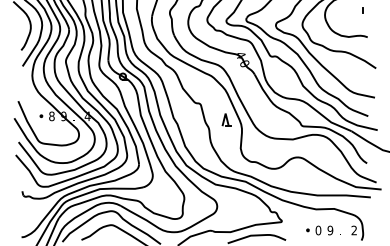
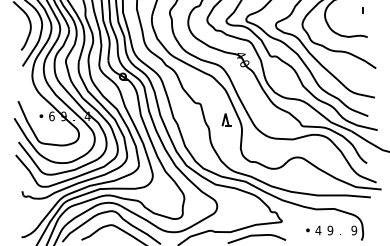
text: 8 -> 6 (51, 115)
text: 0 -> 4 (318, 230)
text: 2 -> 9 (354, 230)
